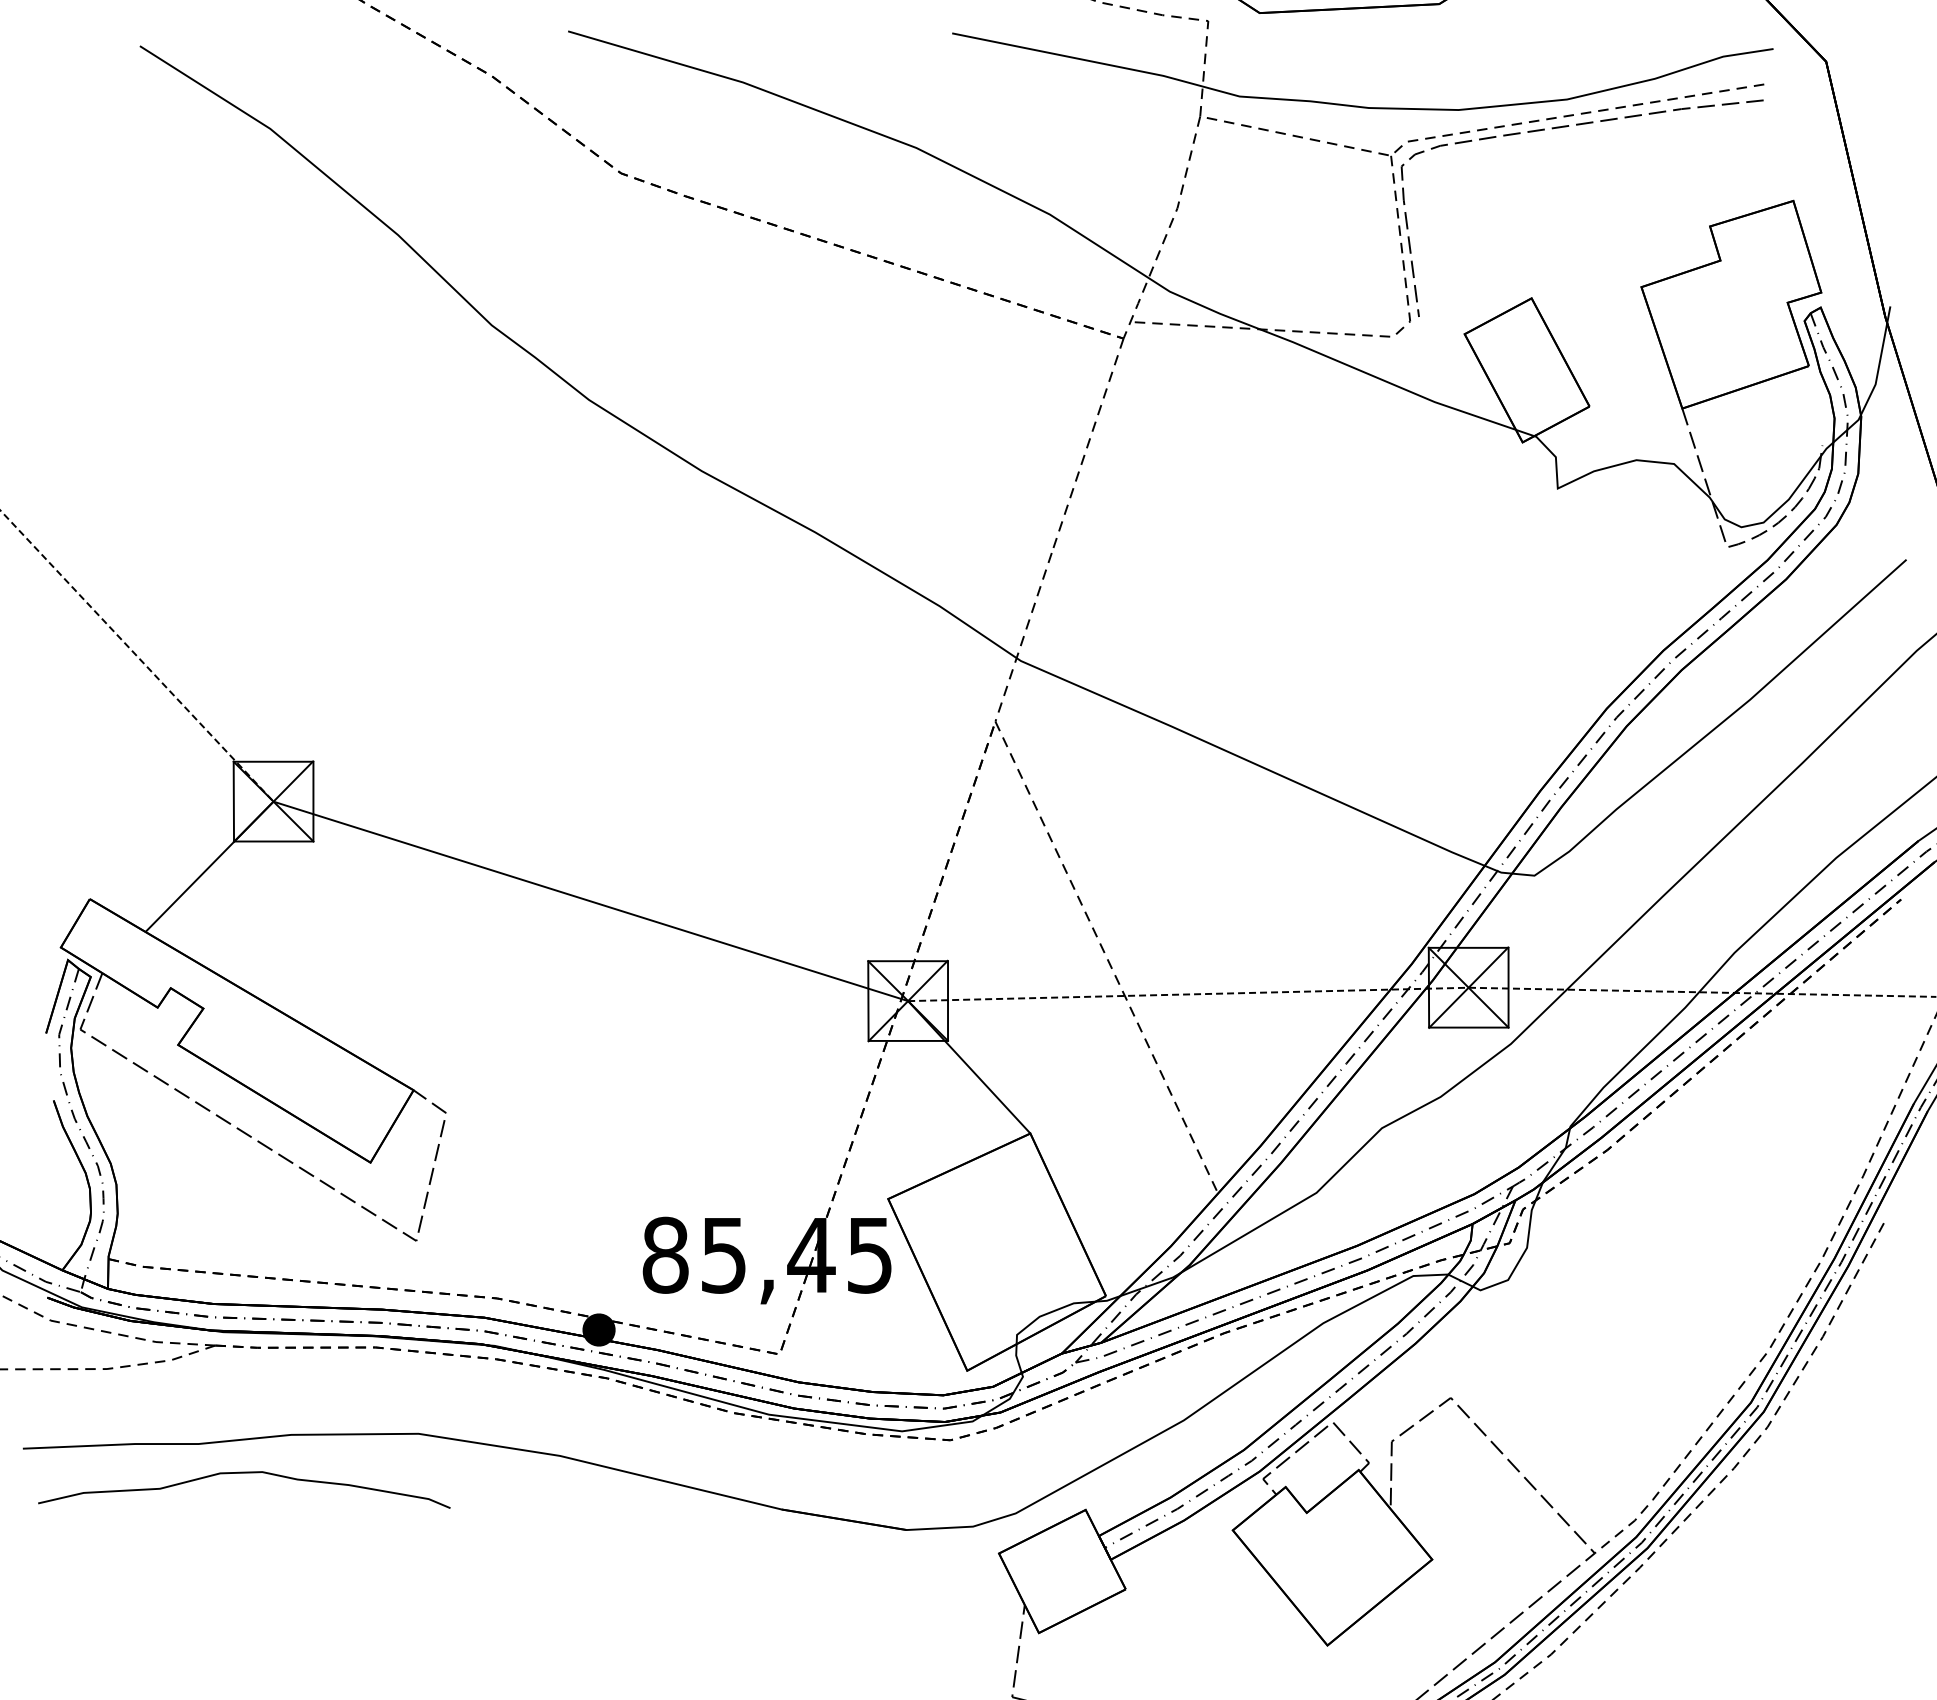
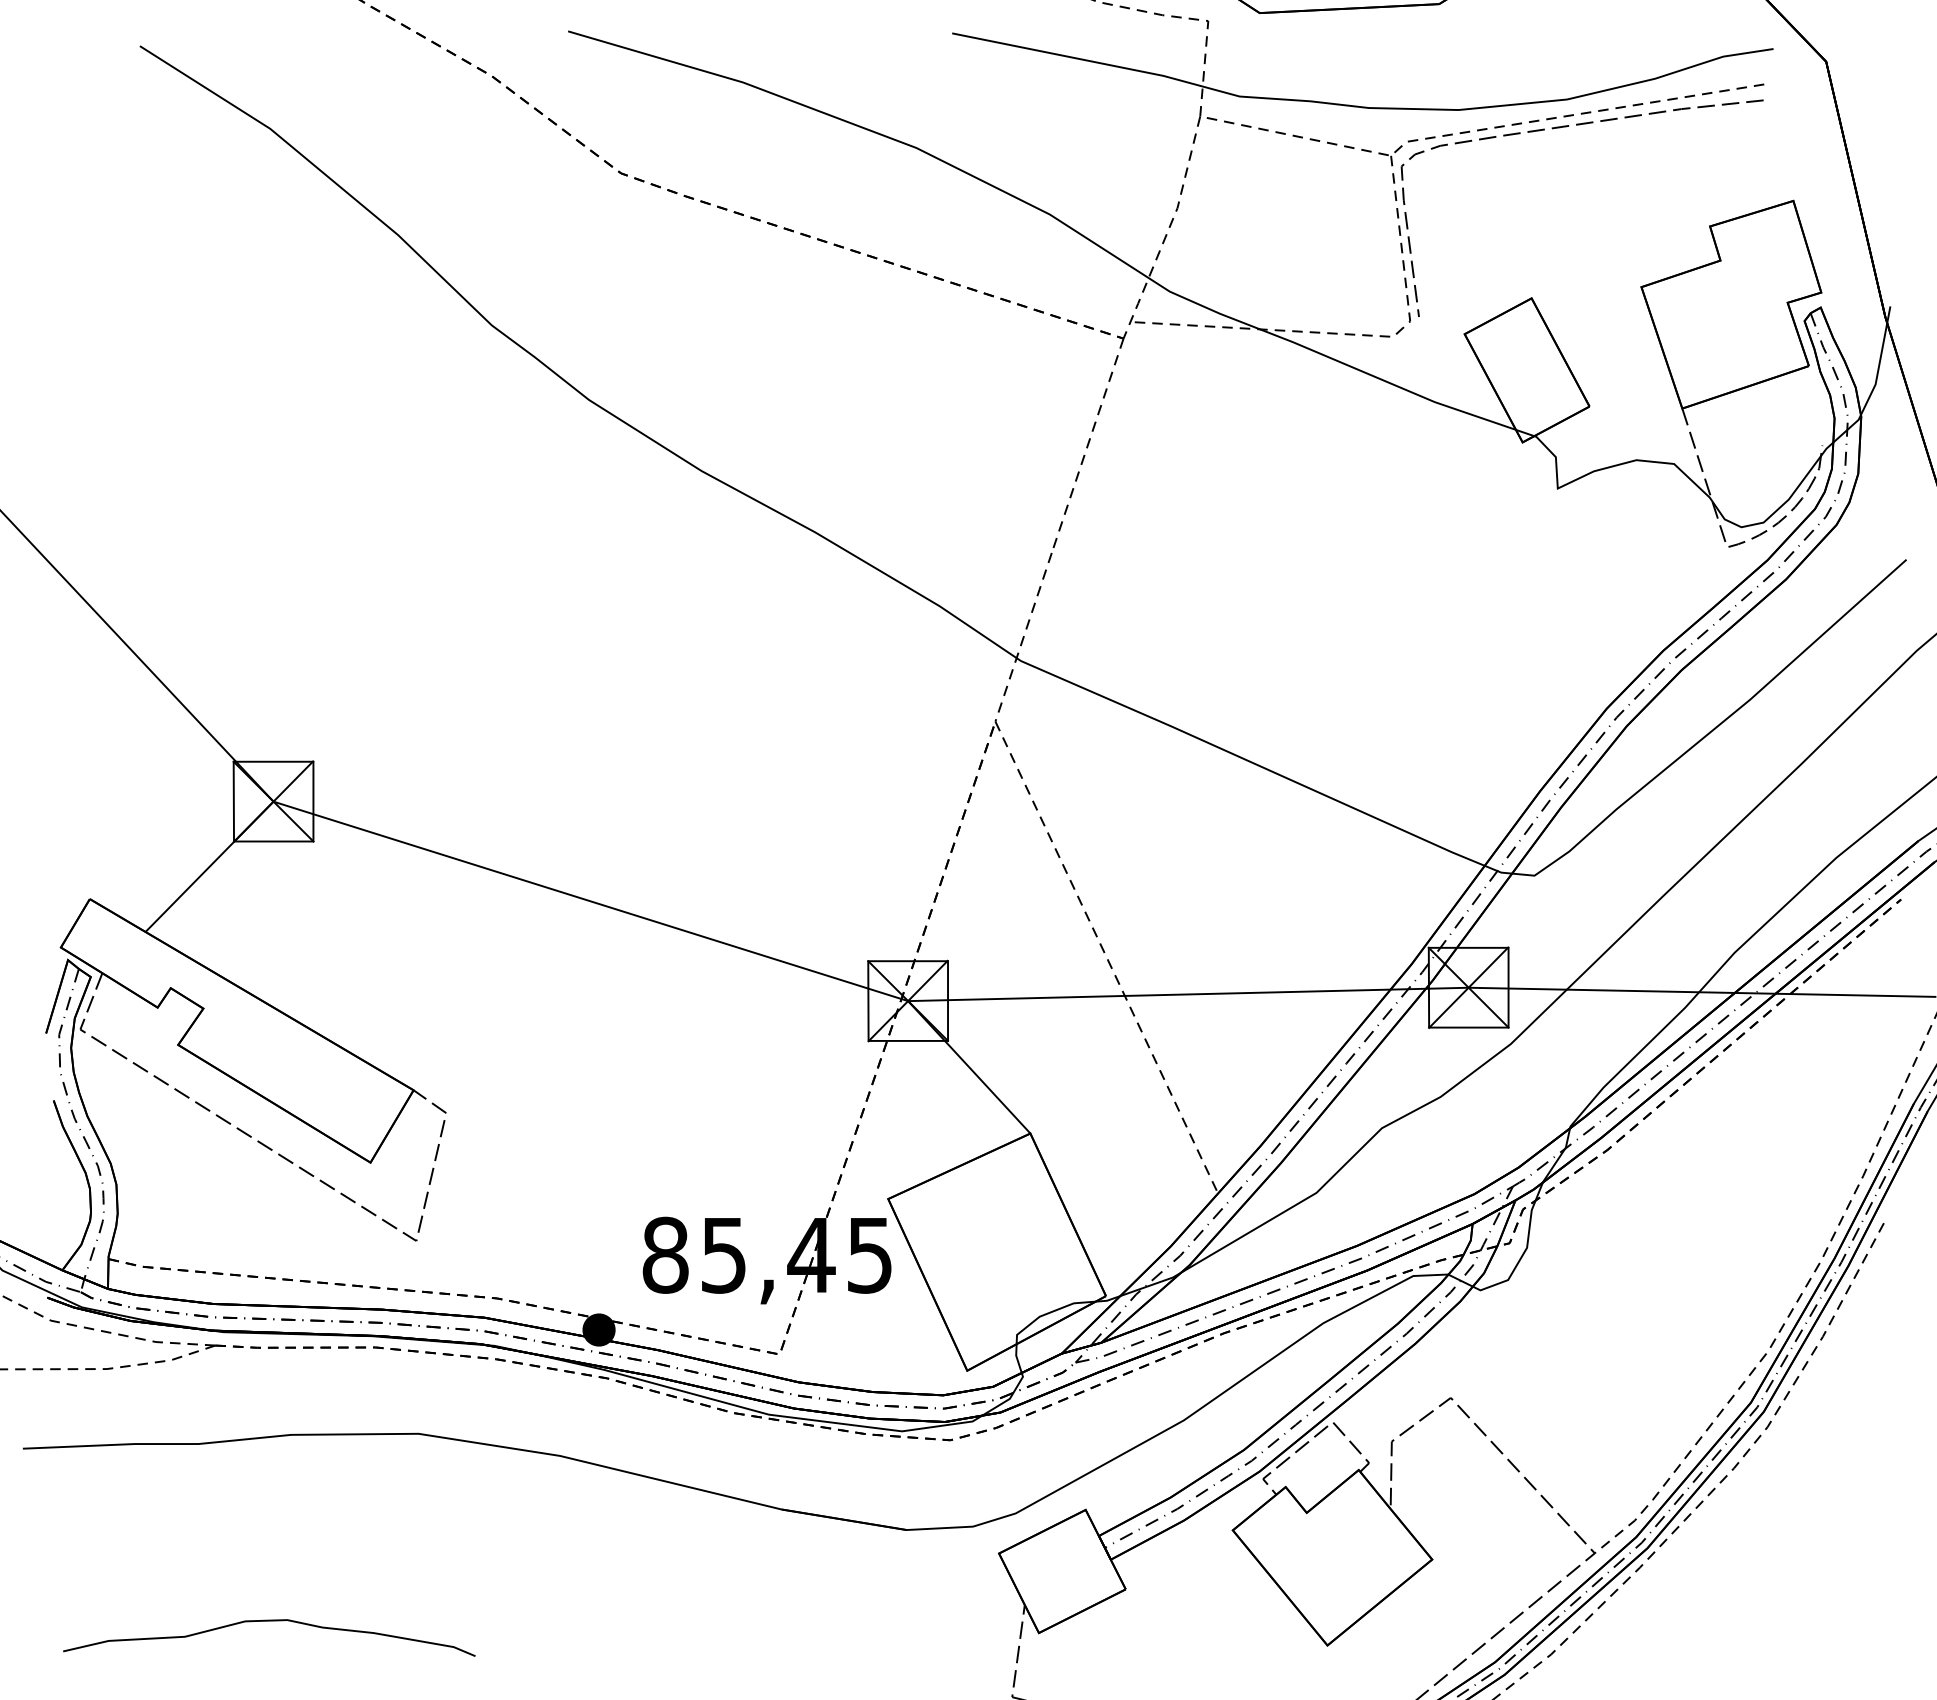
line: dashed -> solid (137, 656)
line: dashed -> solid (1422, 988)
curve position: (244, 1473) -> (269, 1621) (269, 1621)
